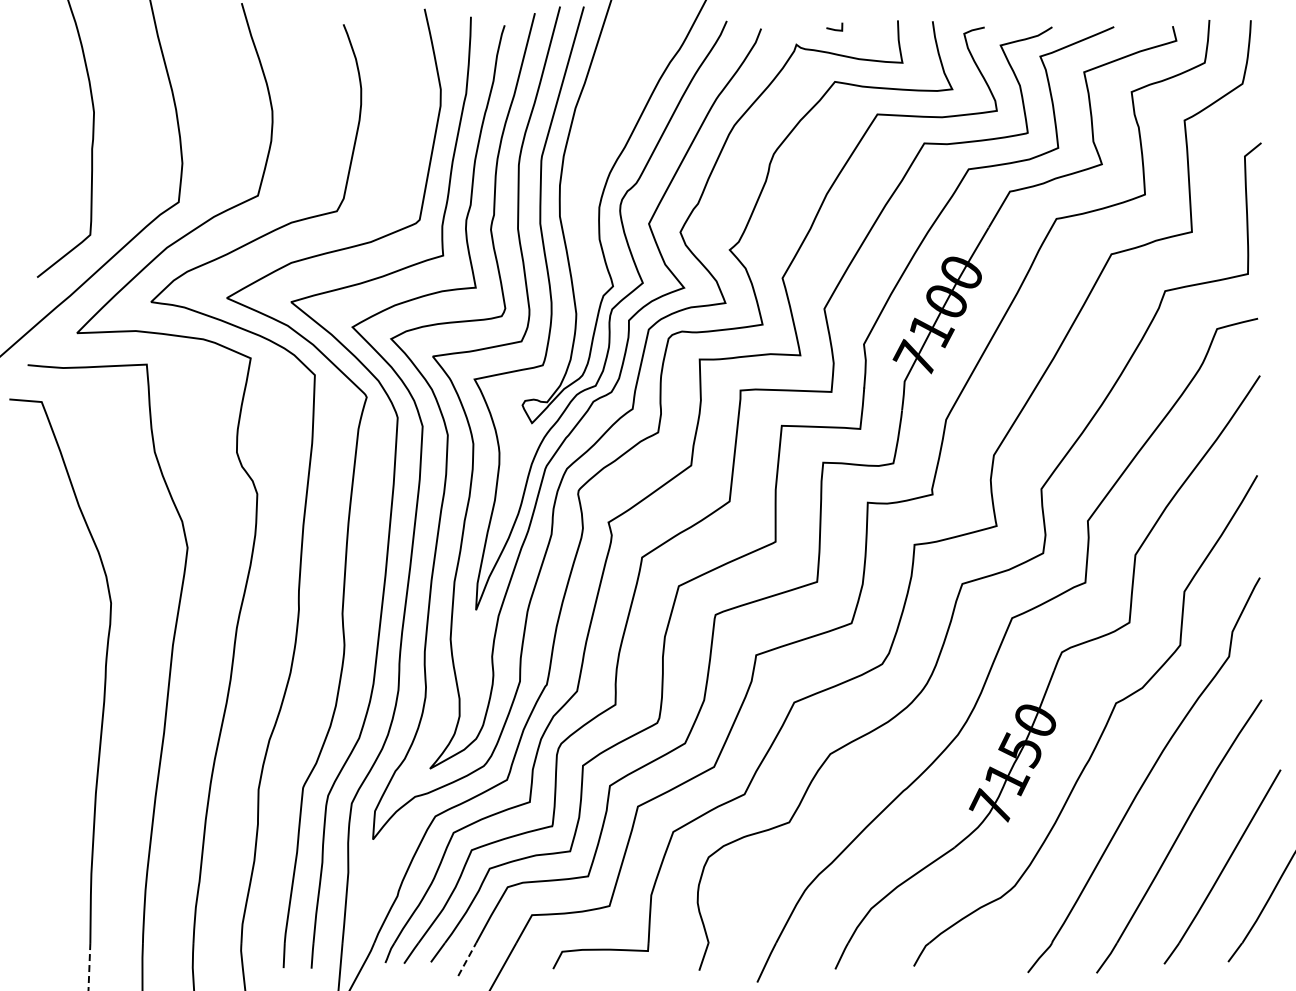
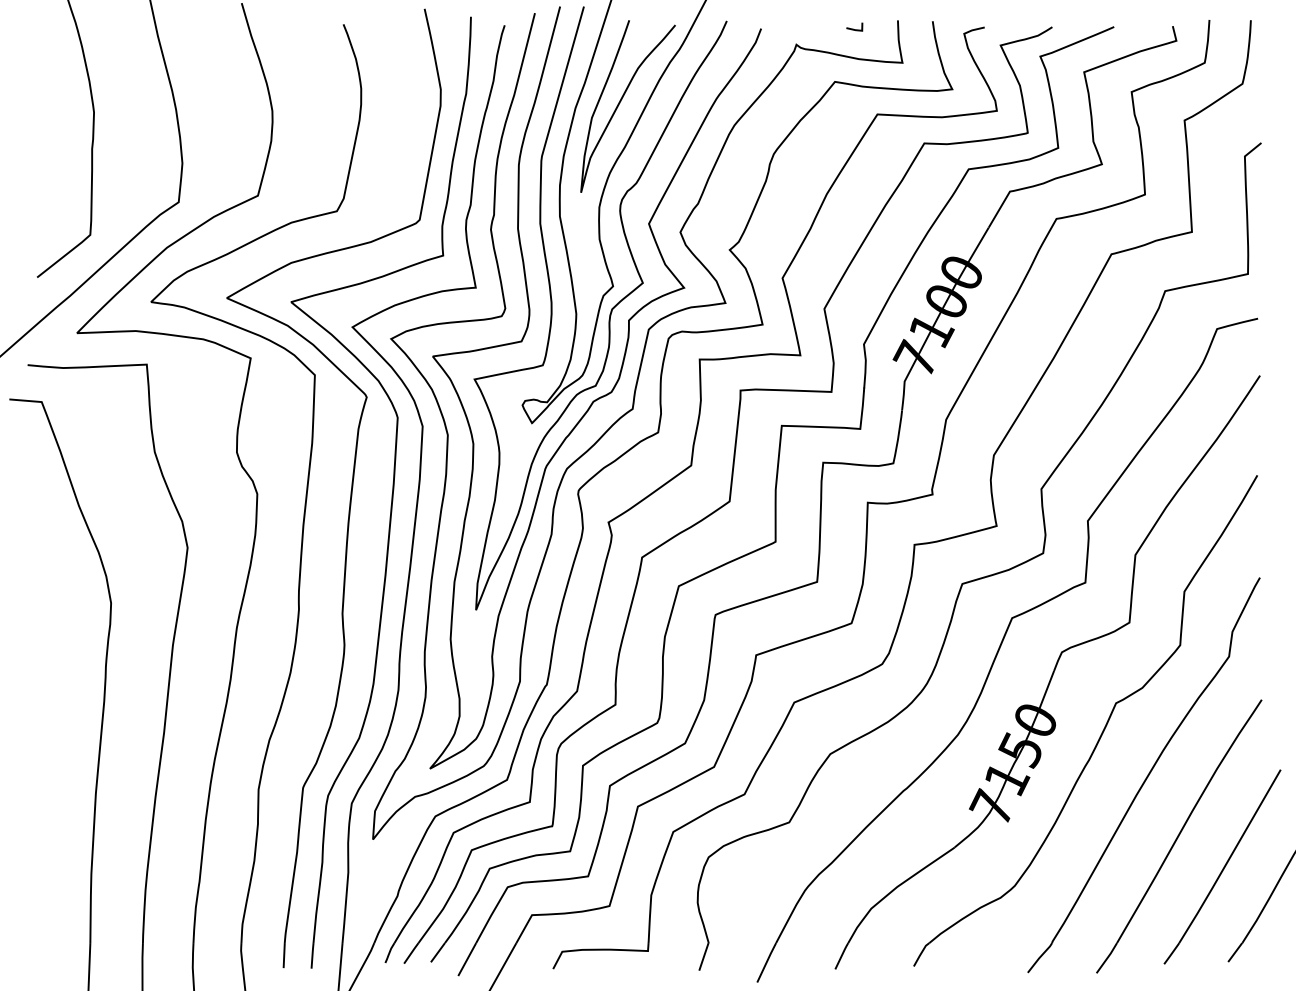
line position: (833, 28) -> (853, 28) (853, 28)
curve: none -> present (620, 103)
line: dashed -> solid (467, 959)
line: dashed -> solid (89, 966)
